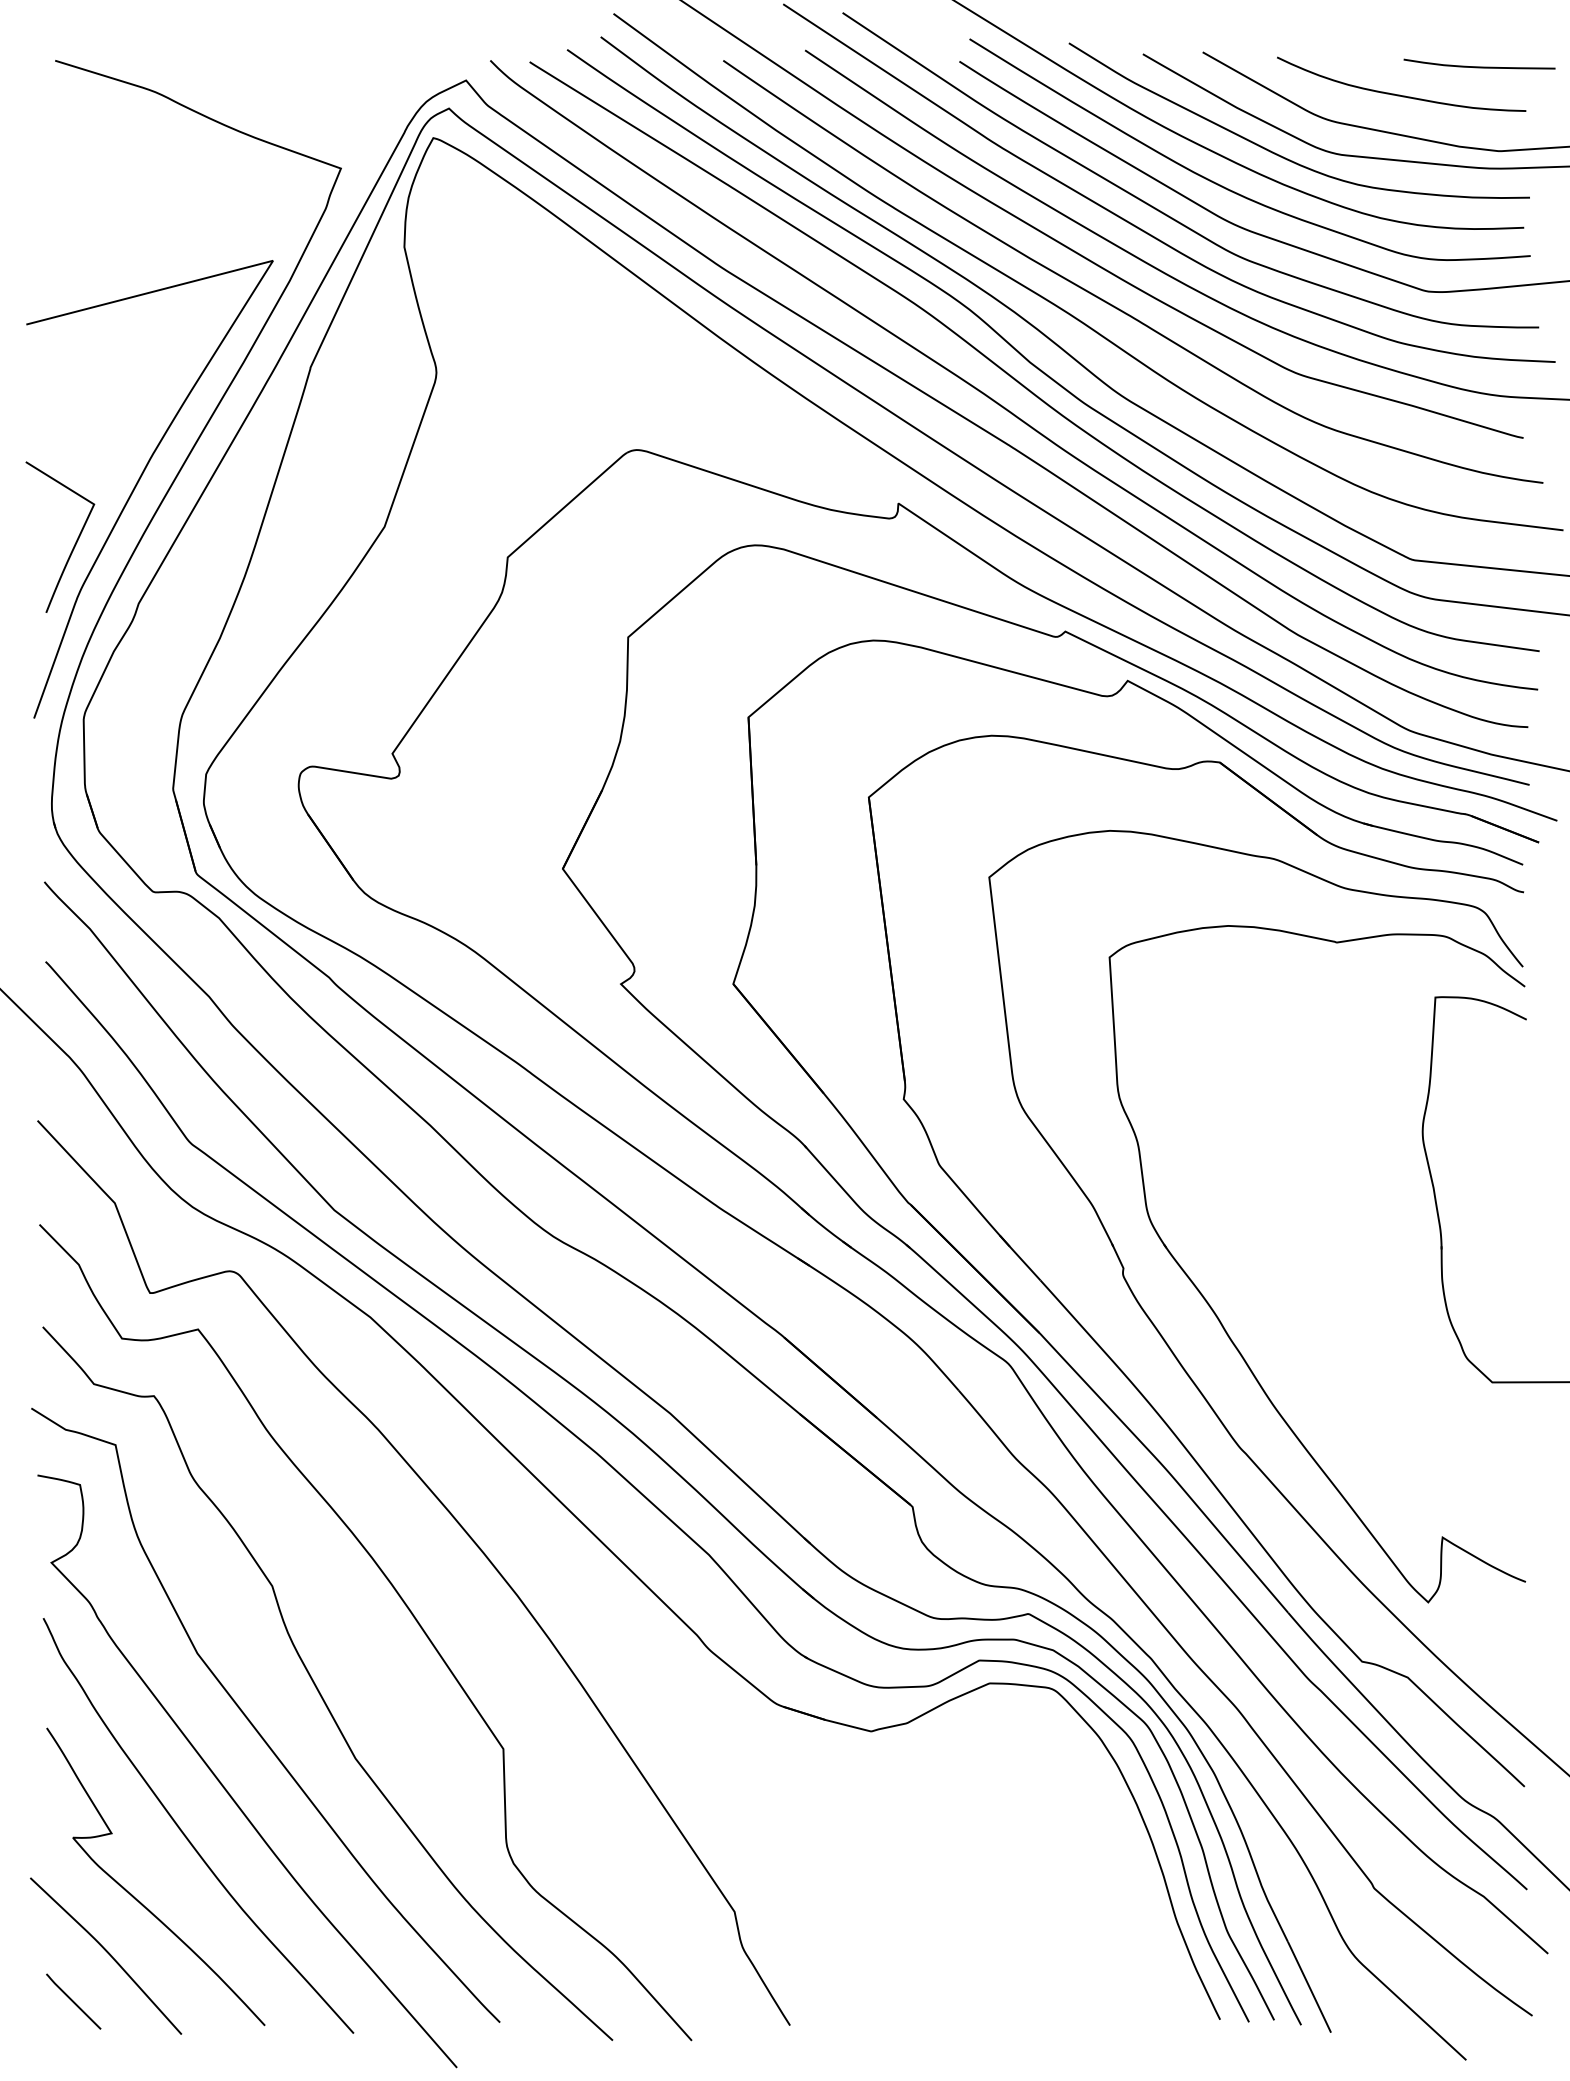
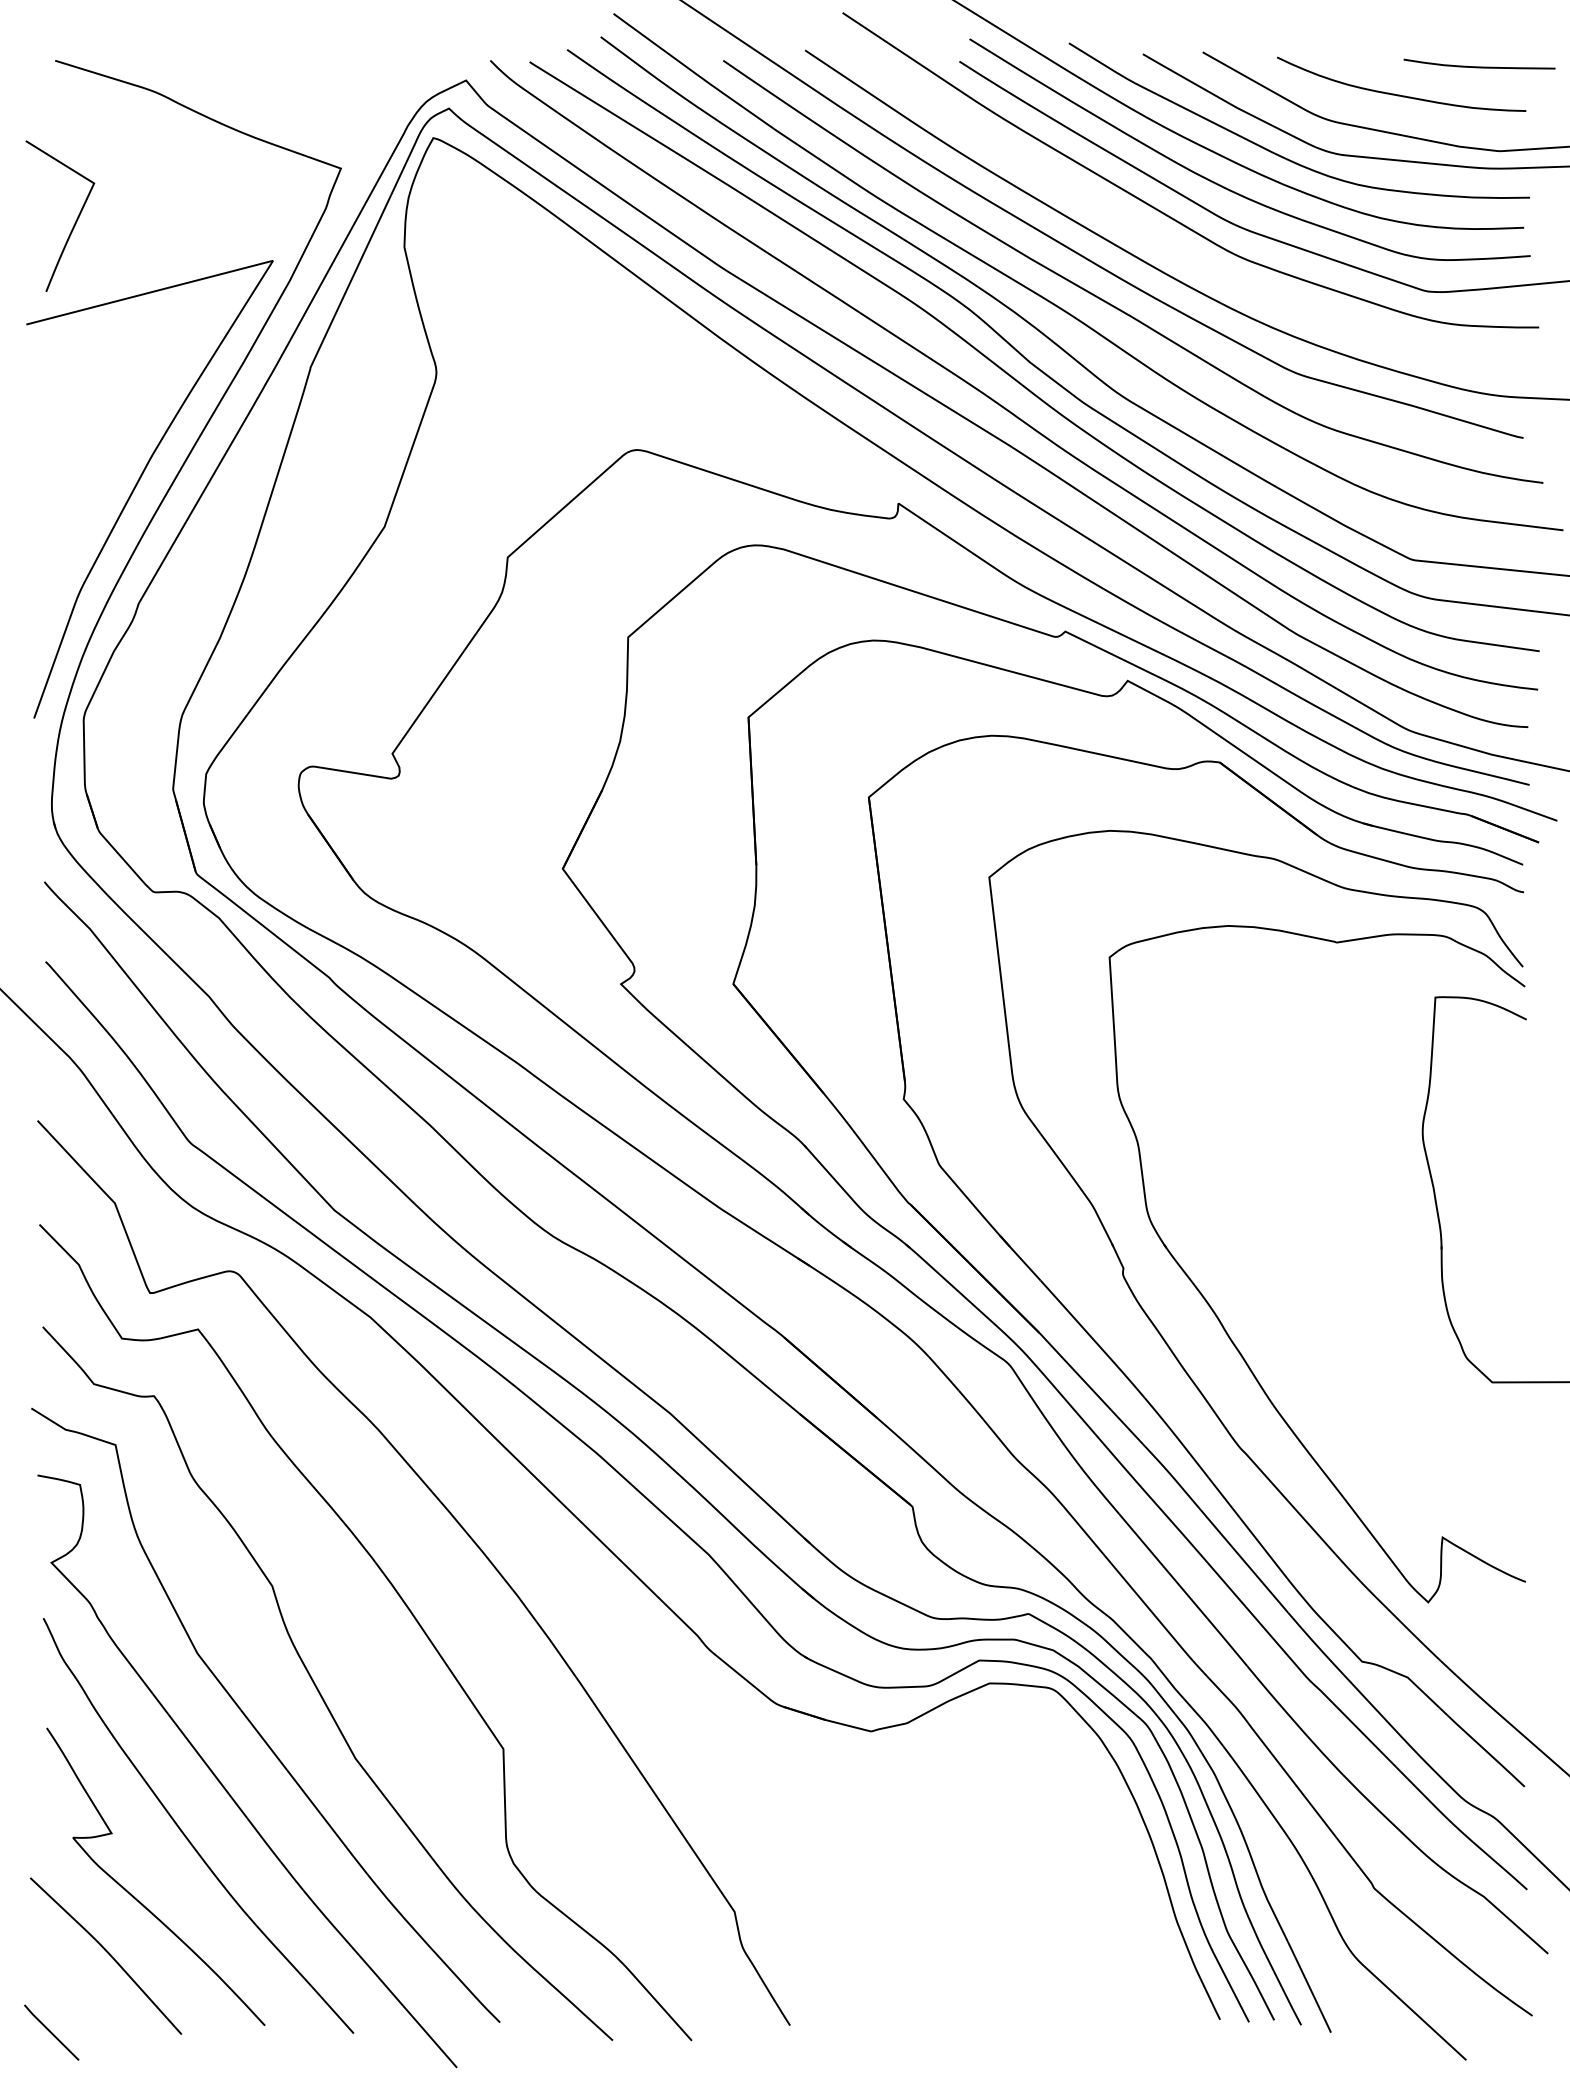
curve: present -> none (1141, 228)
curve position: (75, 541) -> (75, 220) (75, 220)
line position: (73, 2001) -> (51, 2032) (51, 2032)
